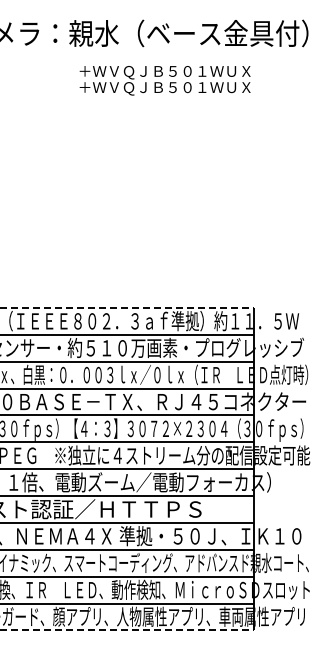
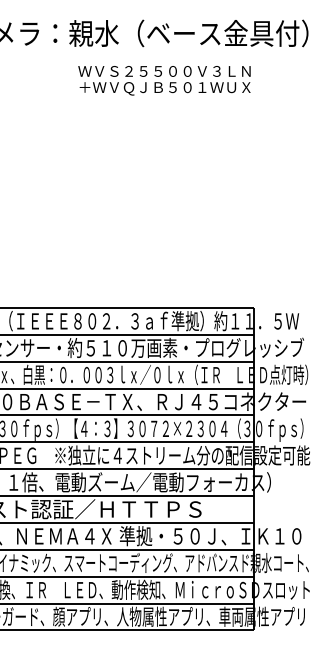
text: ＋ＷＶＱＪＢ５０１ＷＵＸ -> ＷＶＳ２５５００Ｖ３ＬＮ (164, 72)
line: dashed -> solid (127, 307)
line: dashed -> solid (127, 630)
